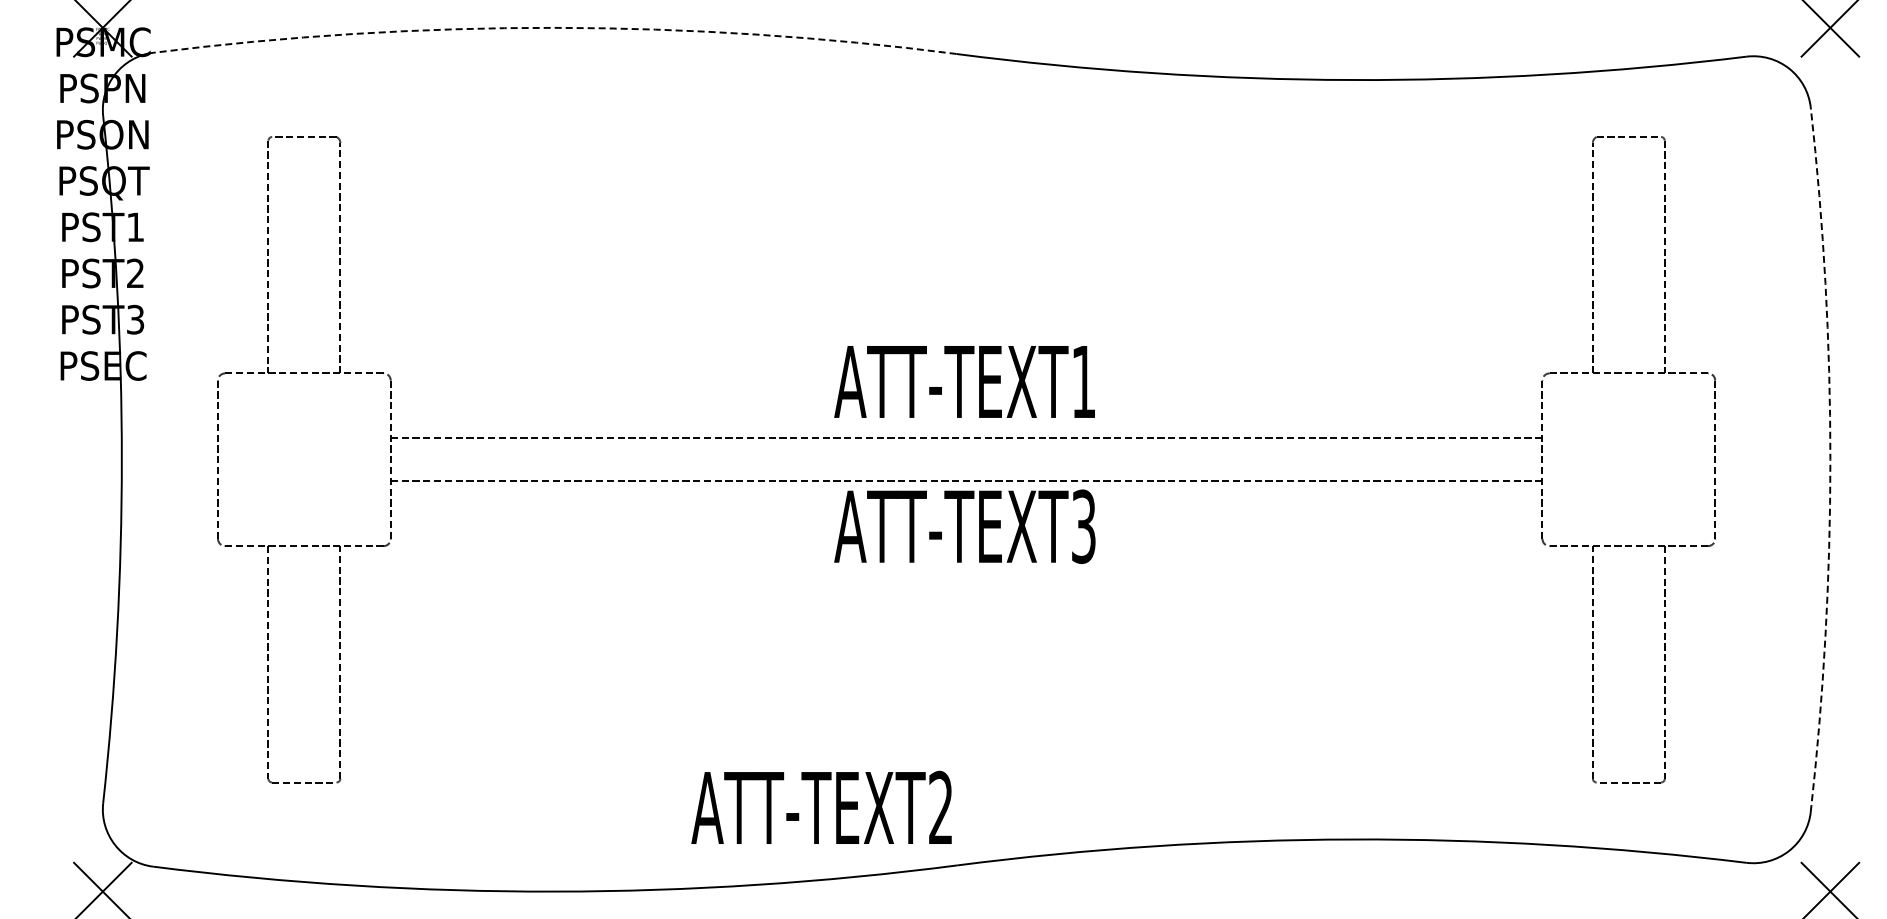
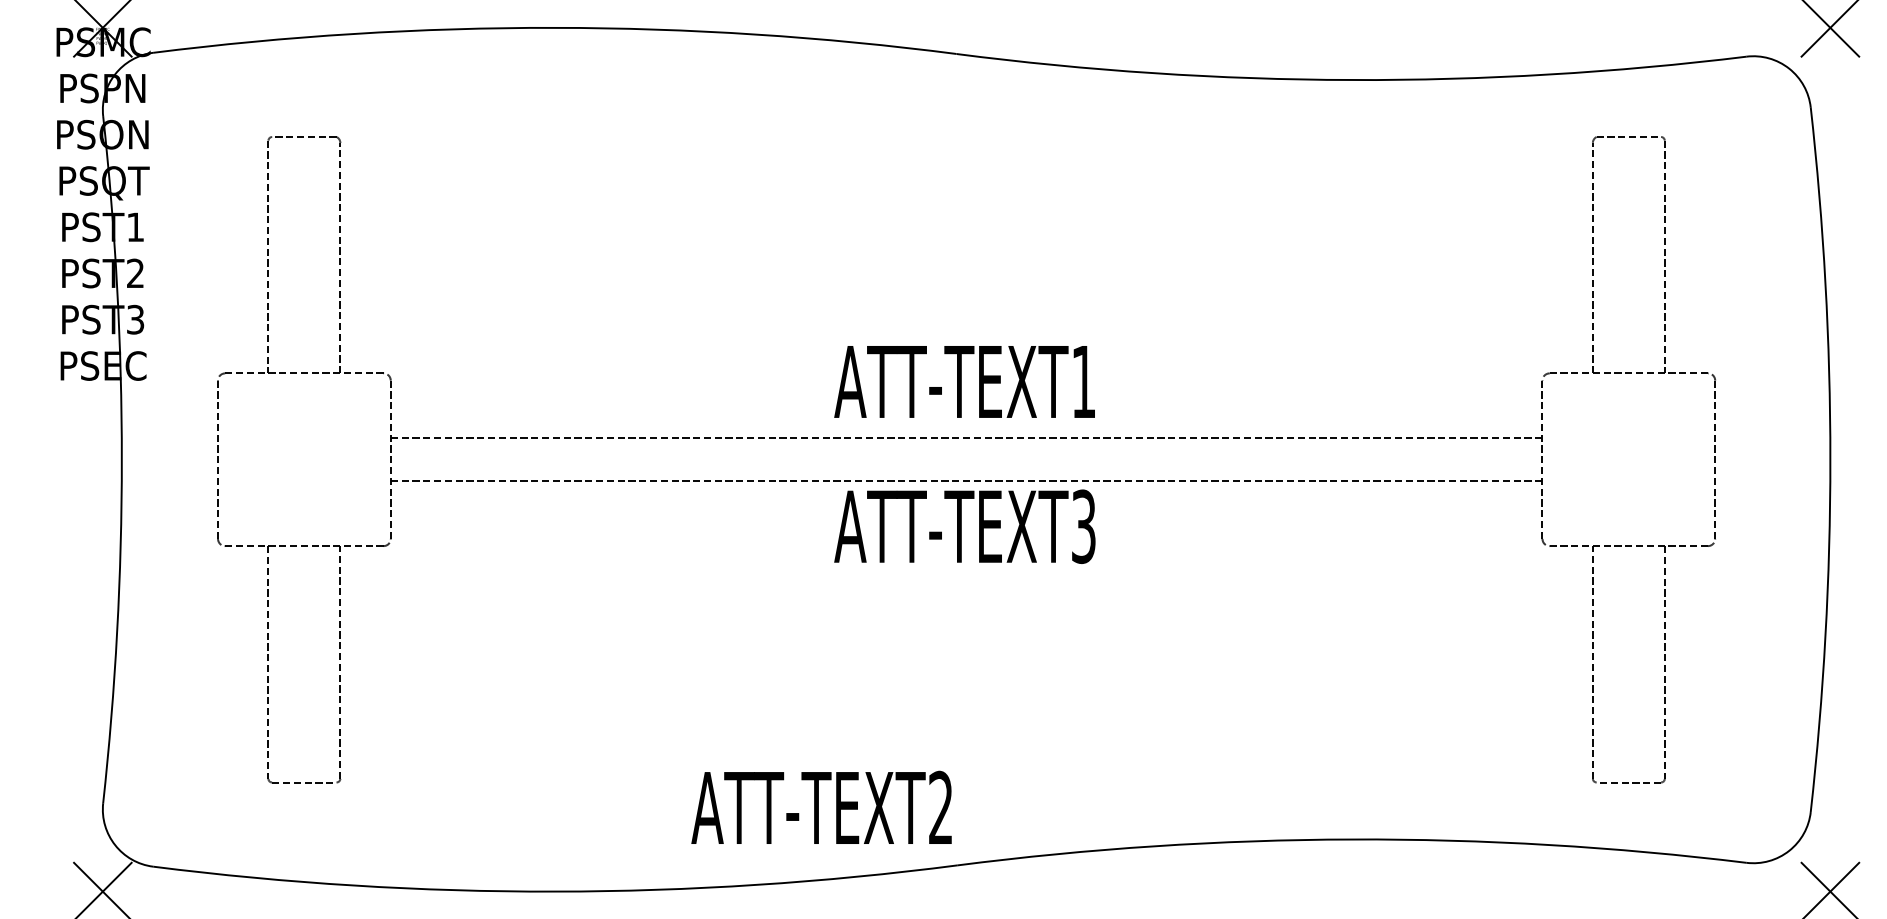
arc: dashed -> solid (554, 27)
arc: dashed -> solid (1830, 459)
